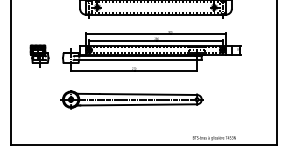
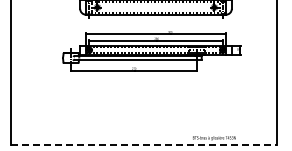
part: present -> none (39, 55)
part: present -> none (131, 99)
line: solid -> dashed (143, 144)
